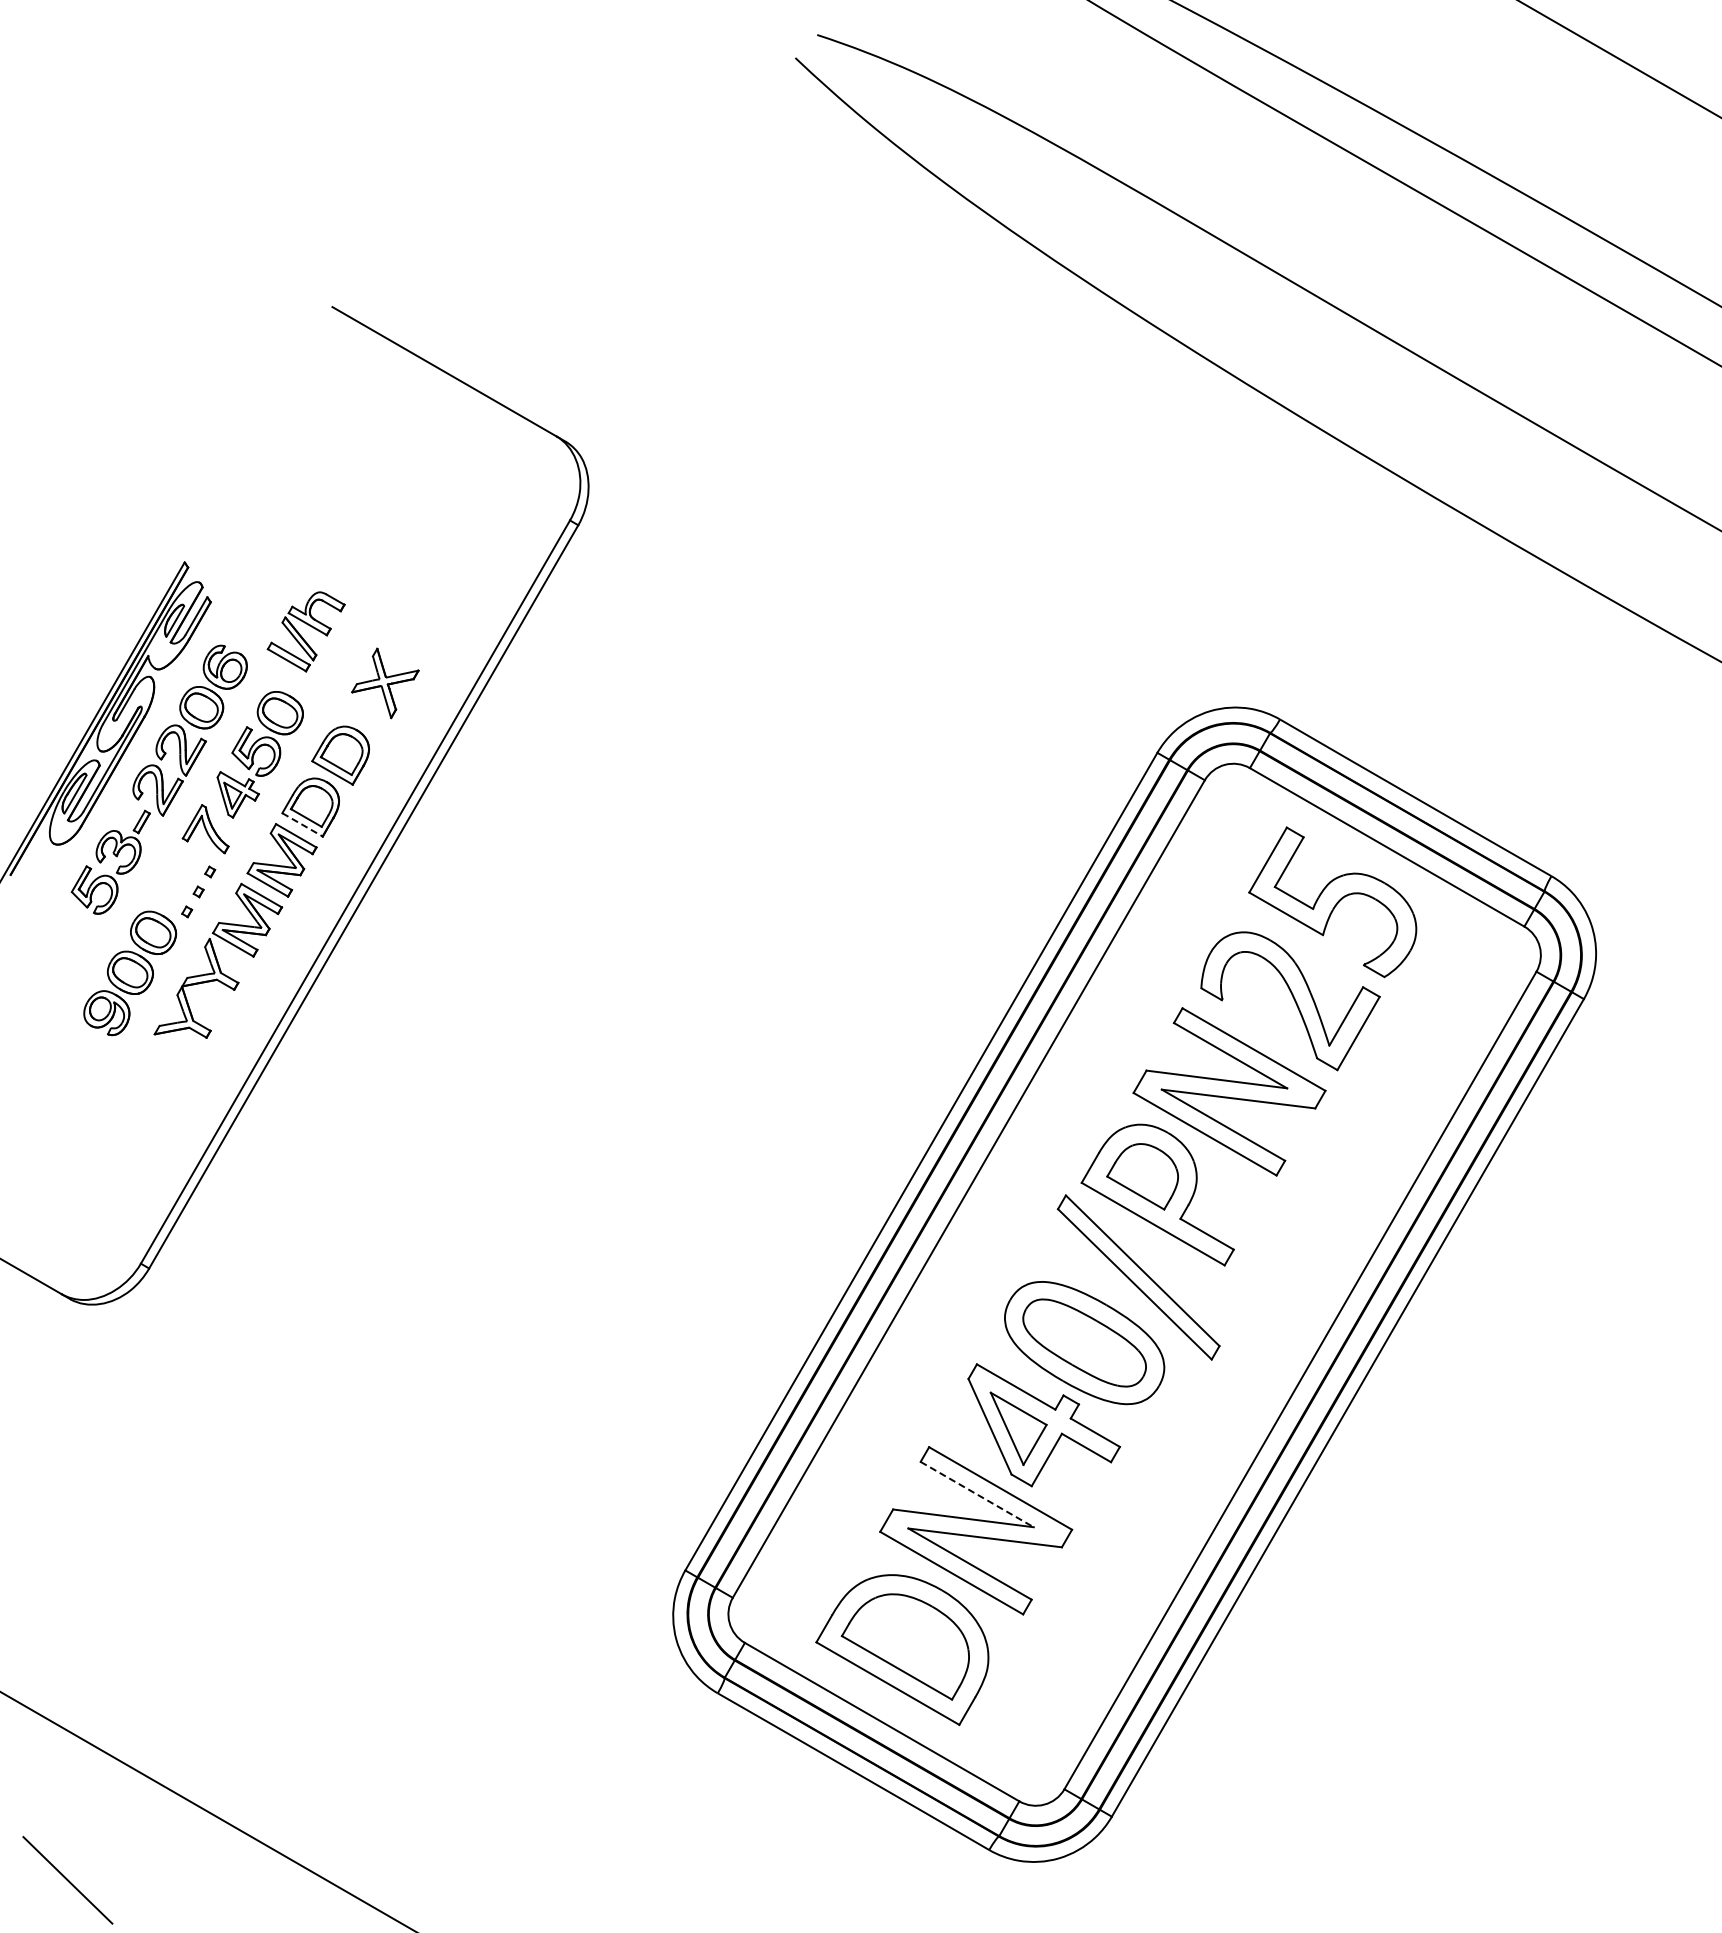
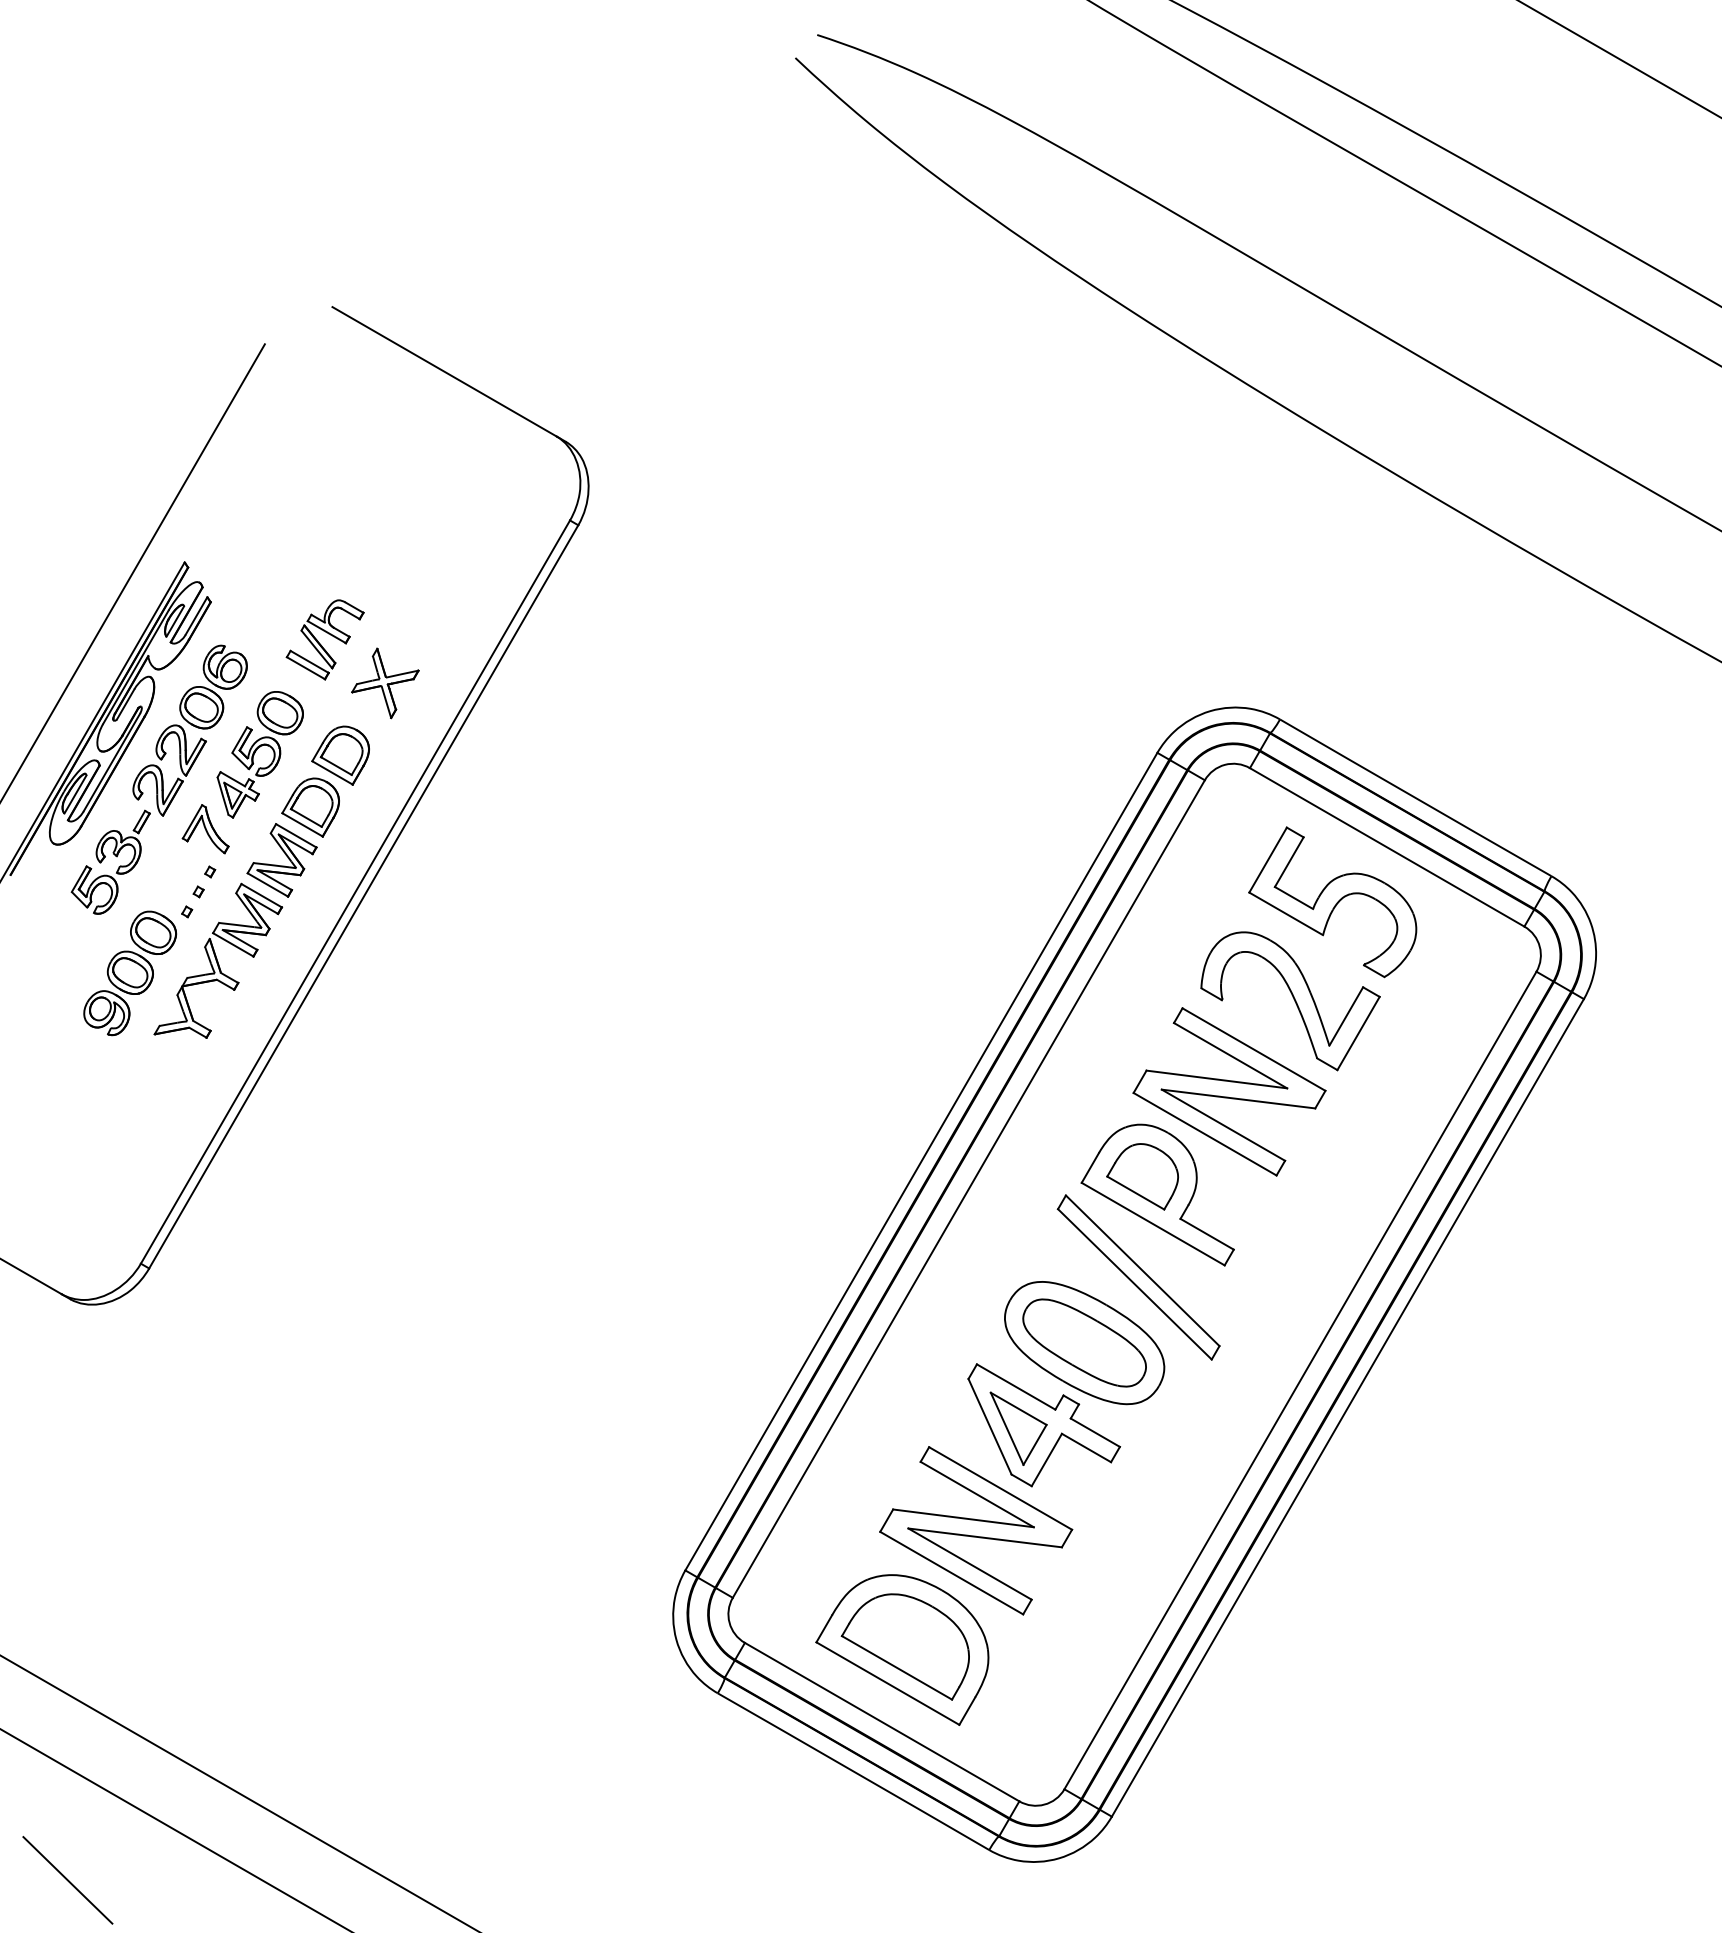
line: none -> present (133, 571)
part position: (305, 631) -> (324, 639) (324, 639)
line: dashed -> solid (302, 825)
line: dashed -> solid (977, 1494)
line: none -> present (238, 1792)
line position: (207, 1811) -> (175, 1829) (175, 1829)
